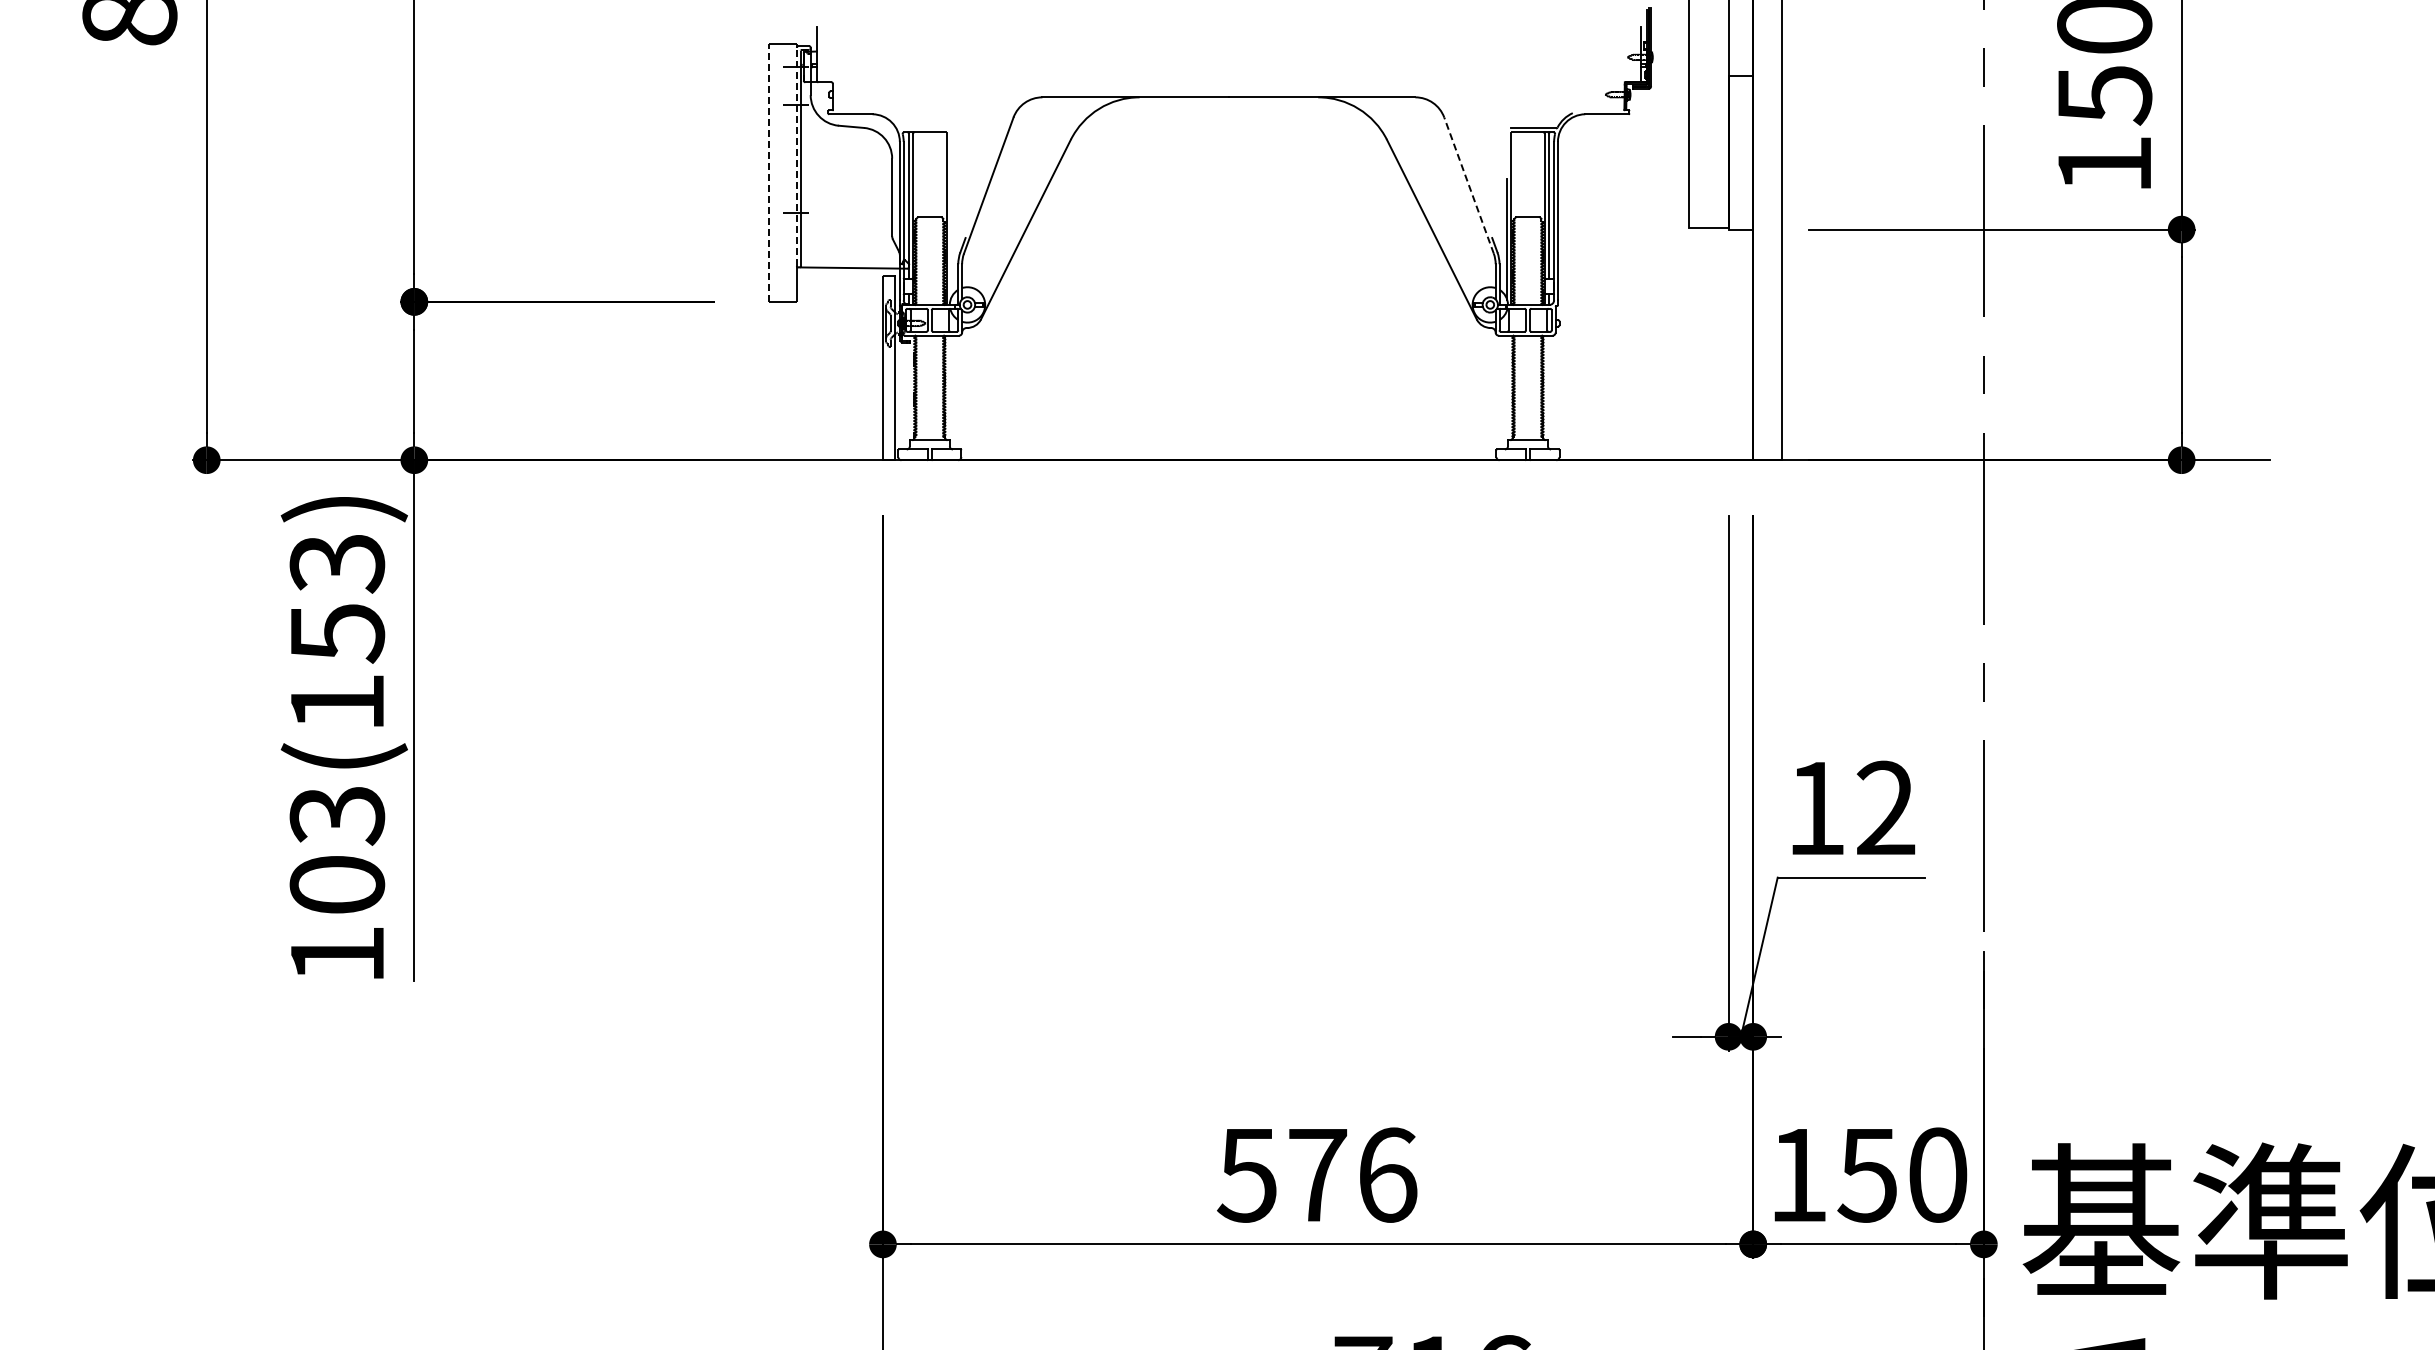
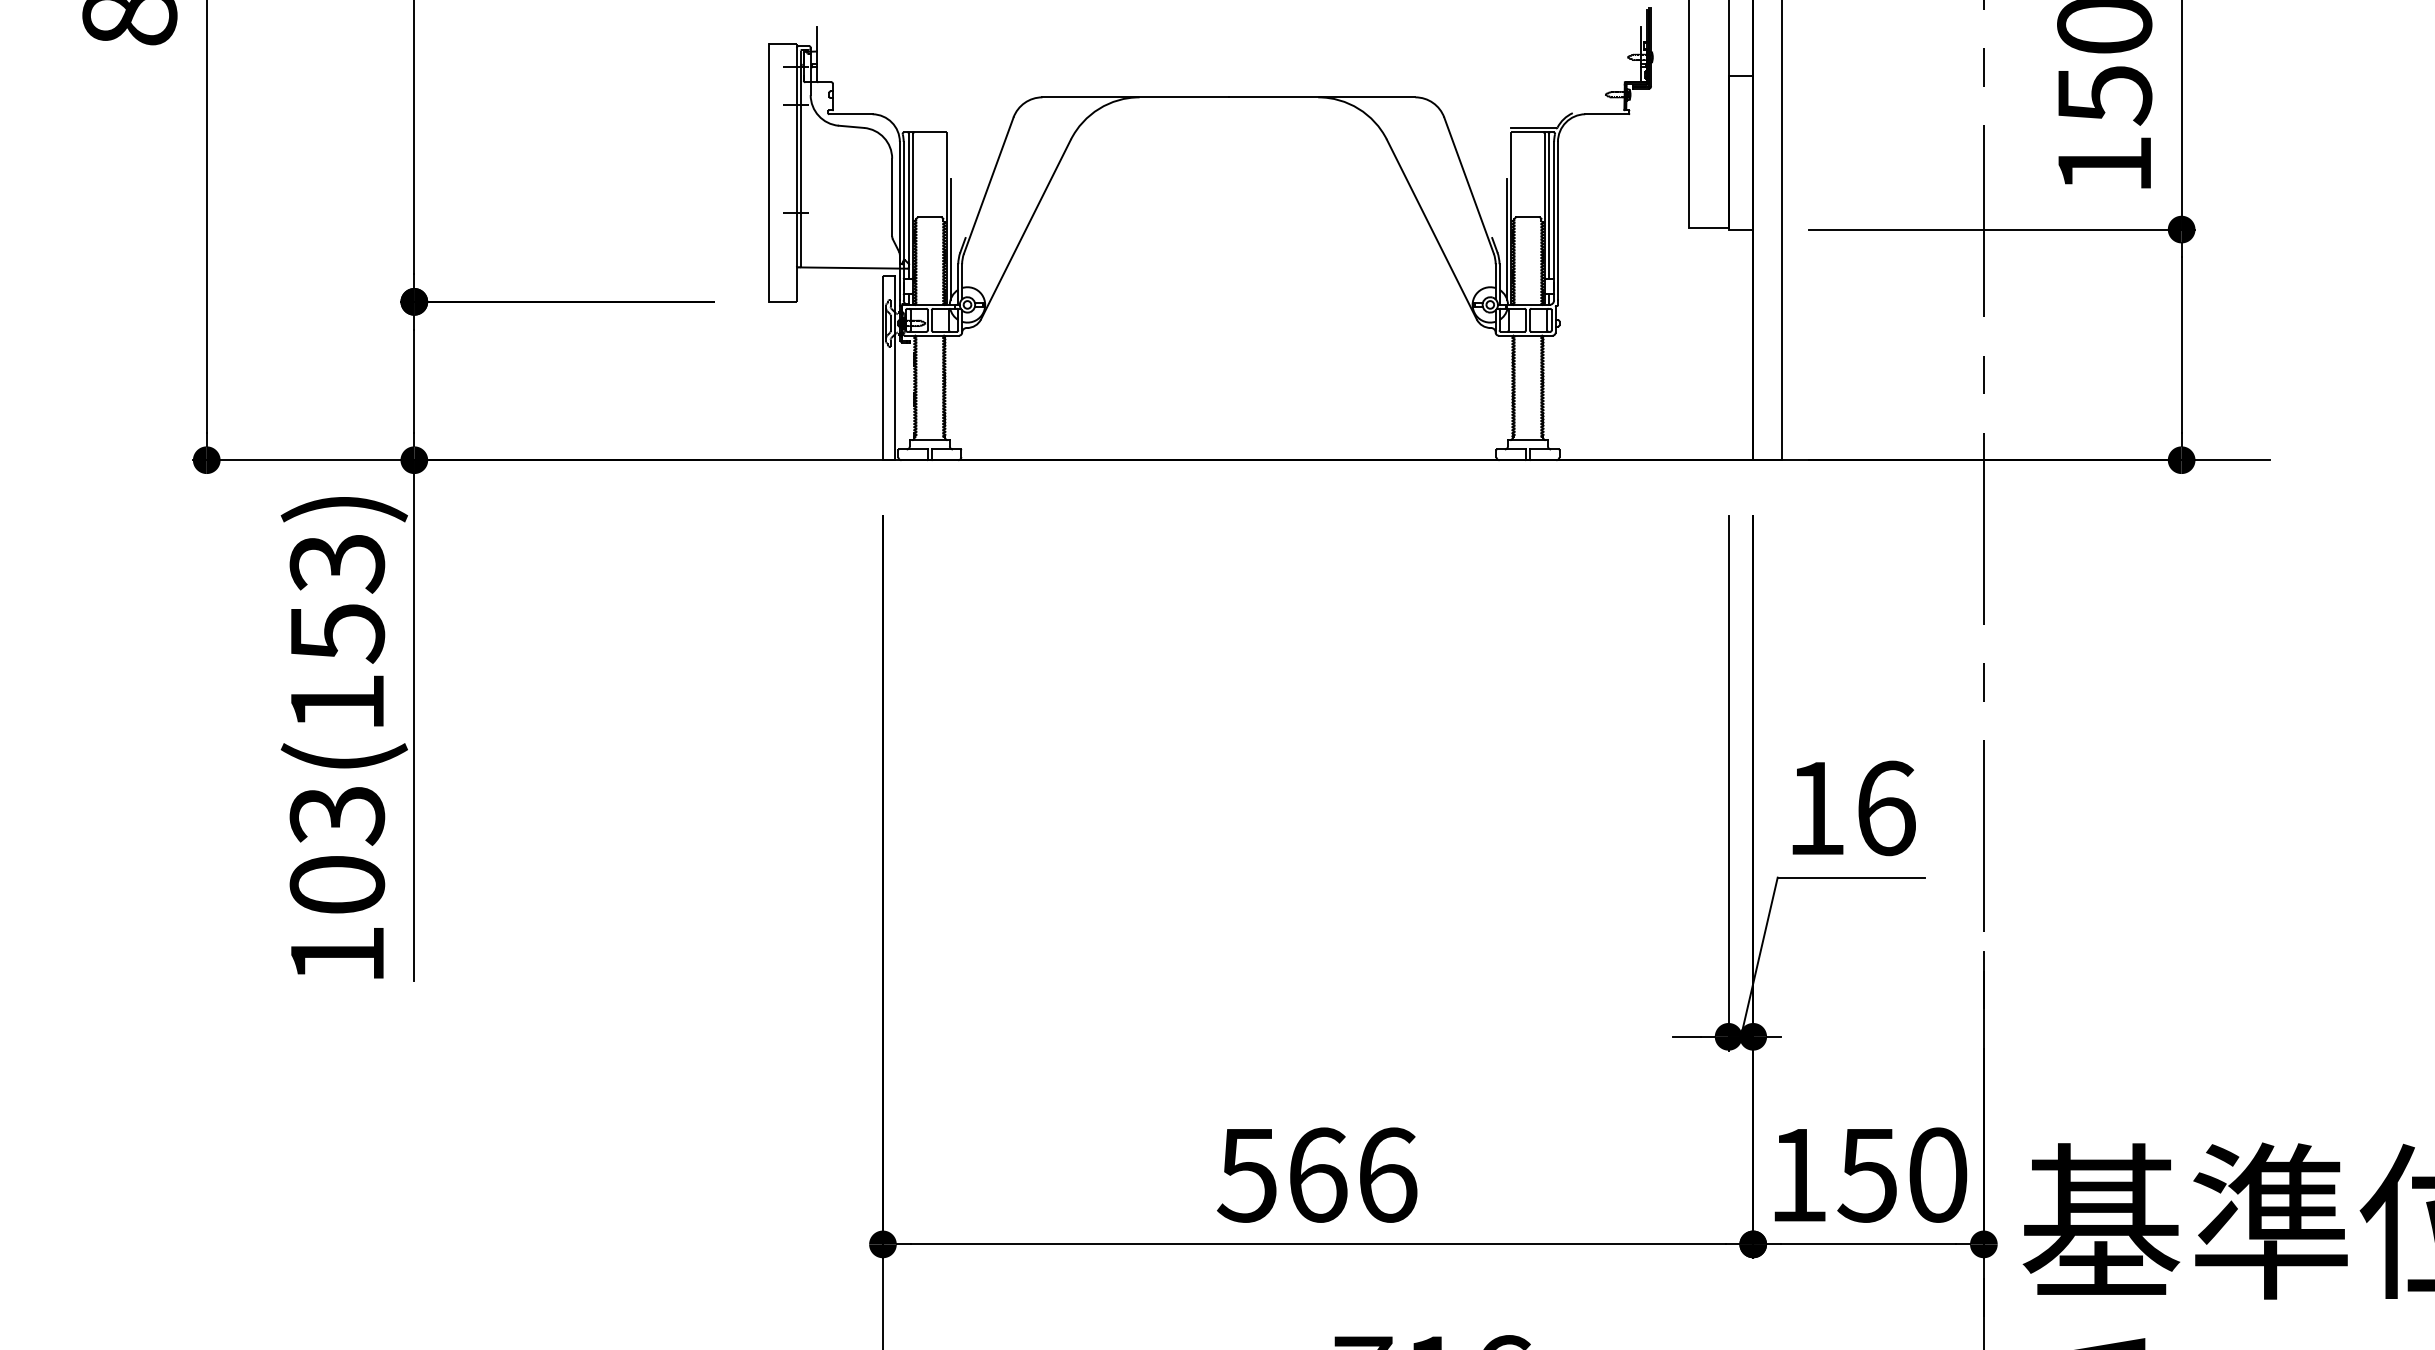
line: dashed -> solid (796, 156)
line: dashed -> solid (769, 172)
line: dashed -> solid (1468, 185)
line: none -> present (950, 238)
text: 12 -> 16 (1885, 808)
text: 576 -> 566 (1318, 1174)
